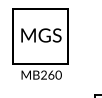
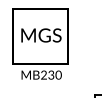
text: MB260 -> MB230 (51, 74)
